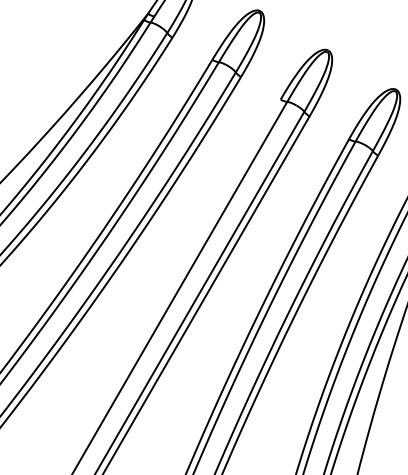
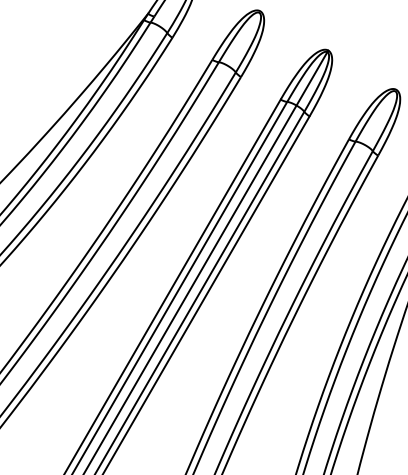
line: none -> present (206, 260)
line: none -> present (172, 285)
